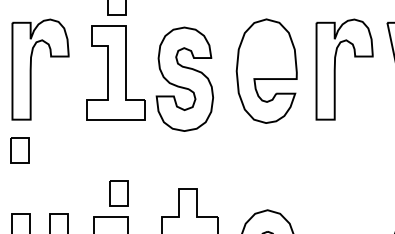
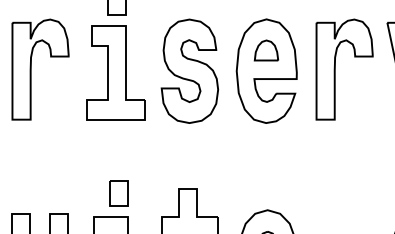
part: none -> present (266, 50)
part position: (184, 78) -> (189, 70) (189, 70)
part: present -> none (19, 150)
